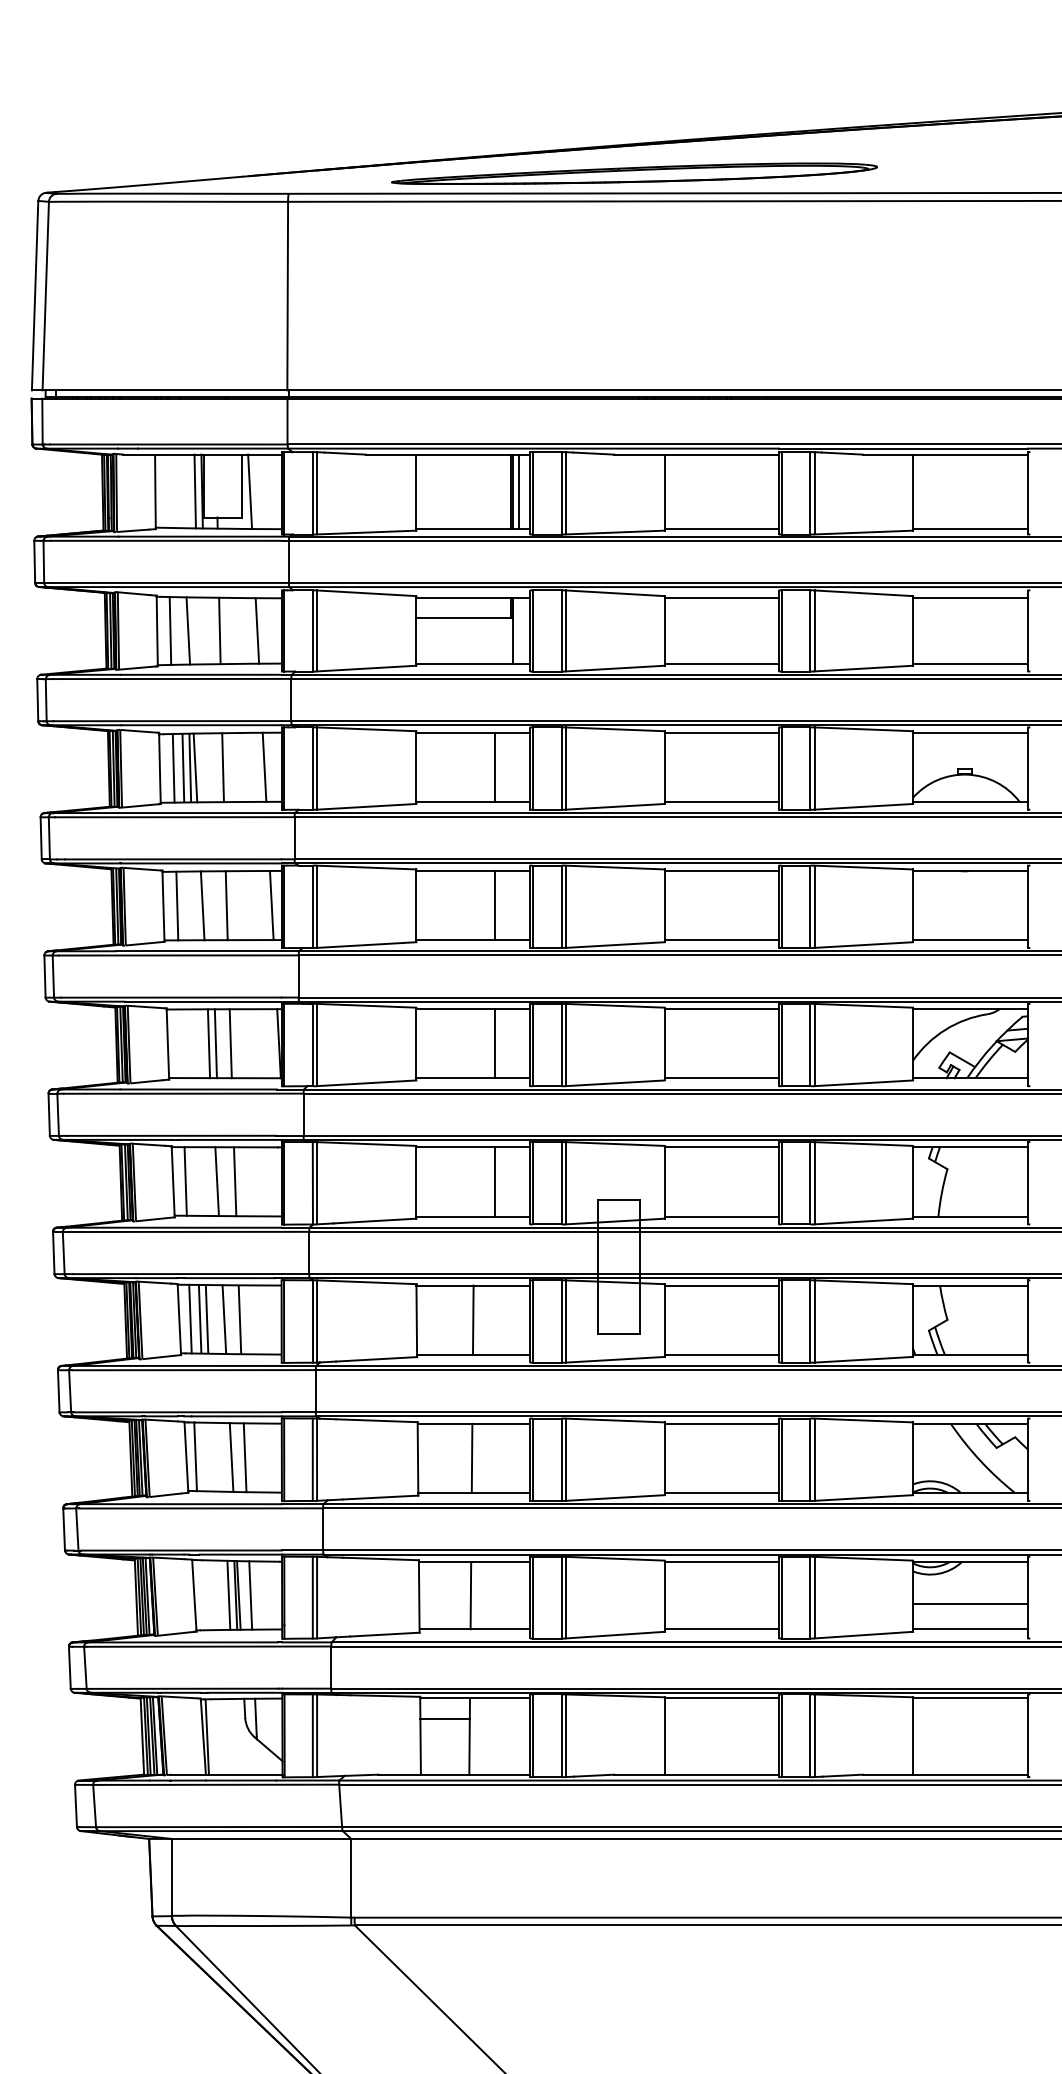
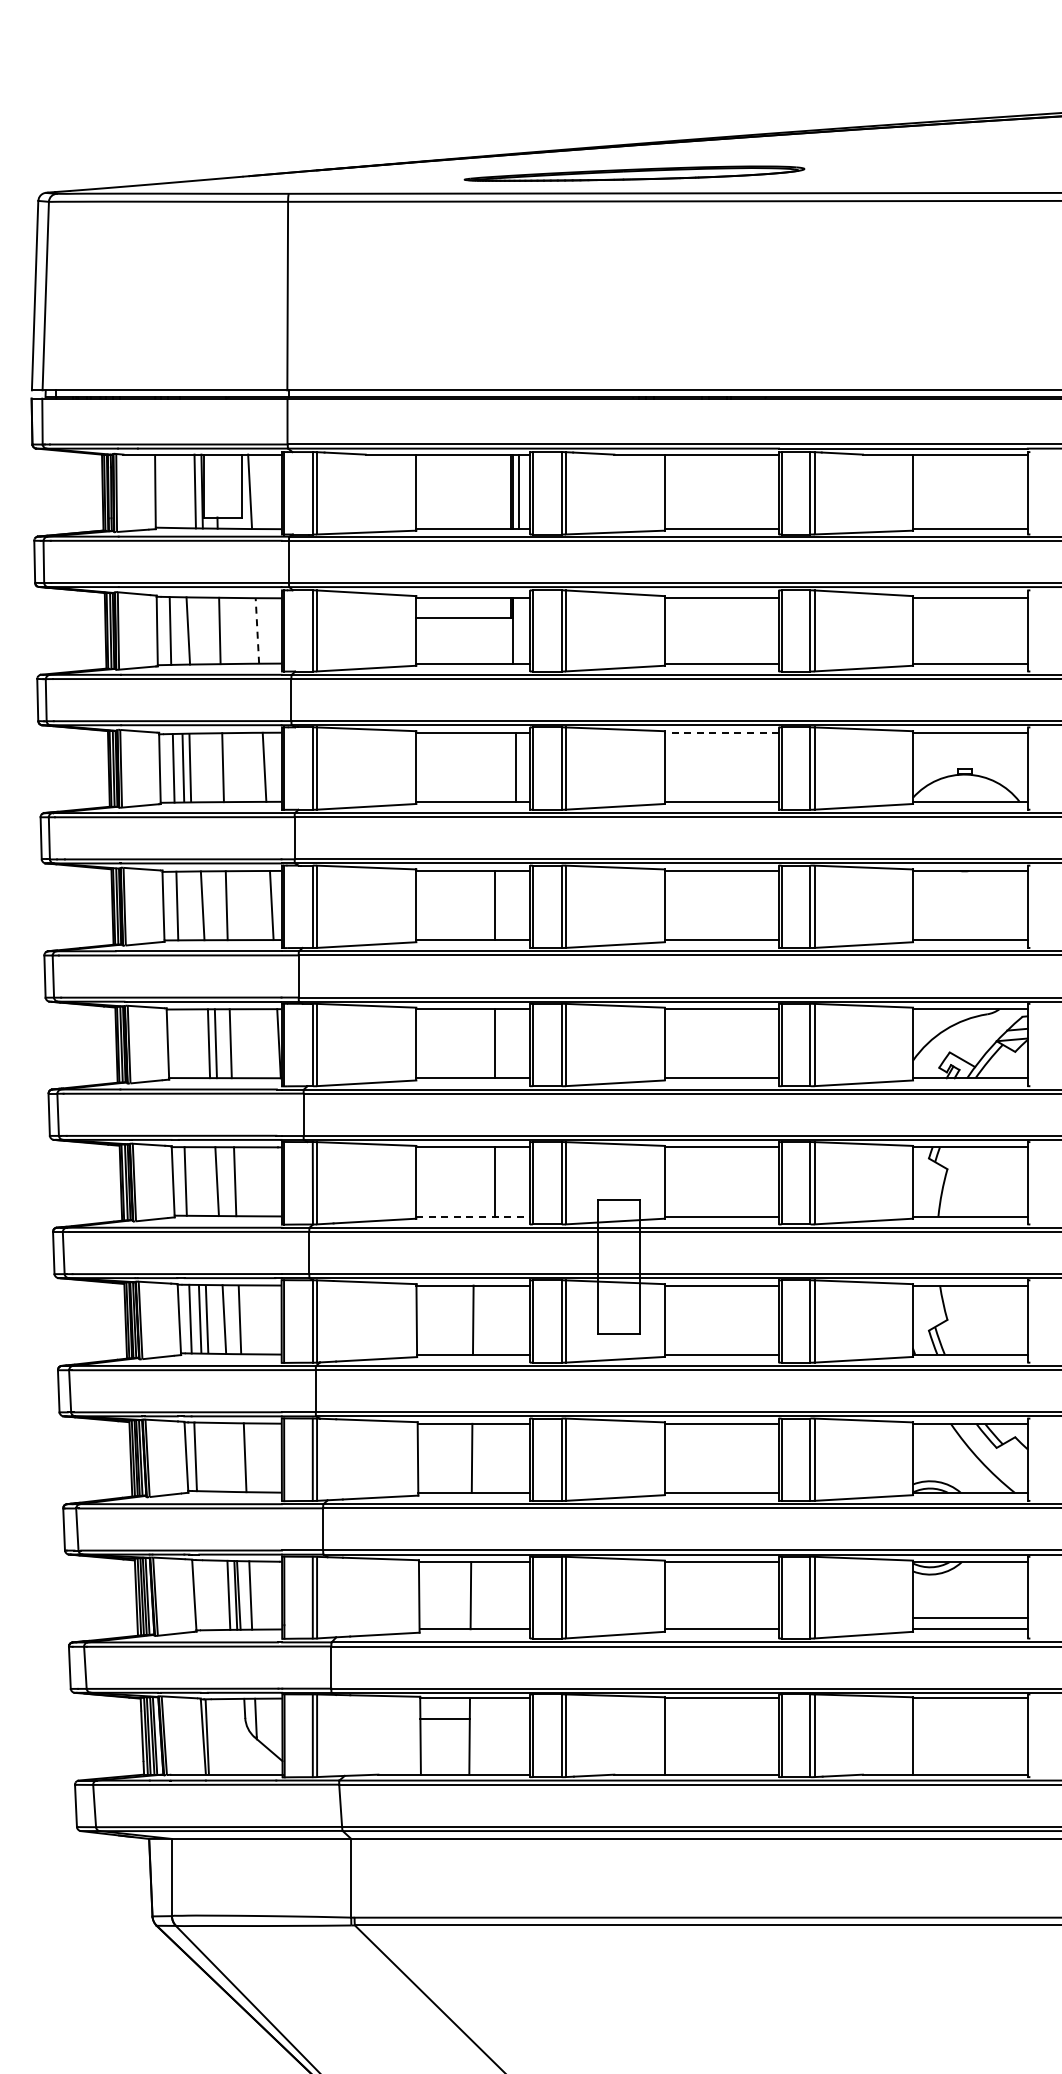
part size: 487x23 px -> 343x17 px (634, 173)
line: solid -> dashed (257, 630)
line: solid -> dashed (721, 732)
line position: (495, 766) -> (516, 766) (516, 766)
line: present -> none (195, 767)
line: solid -> dashed (473, 1216)
line: present -> none (231, 1457)
line position: (970, 1603) -> (970, 1617) (970, 1617)
